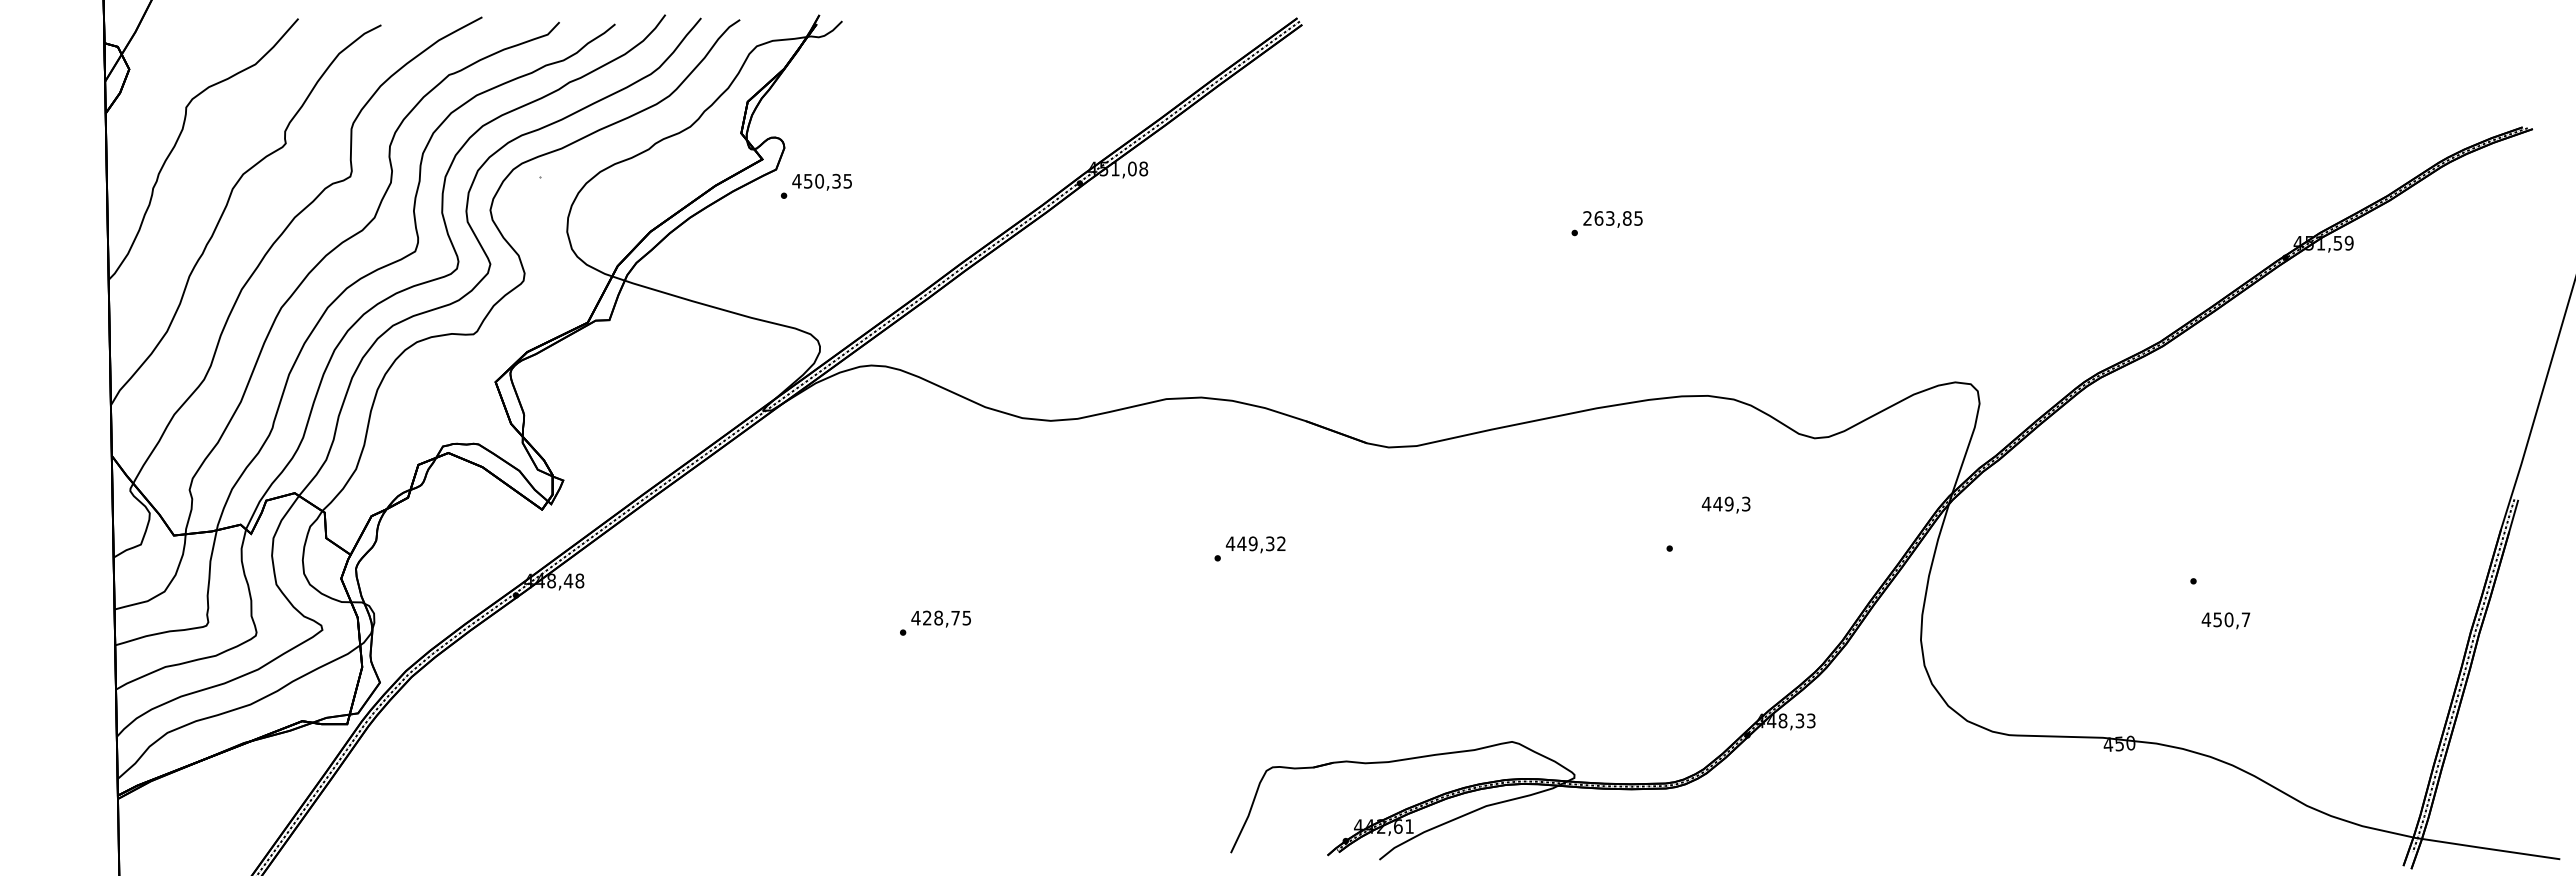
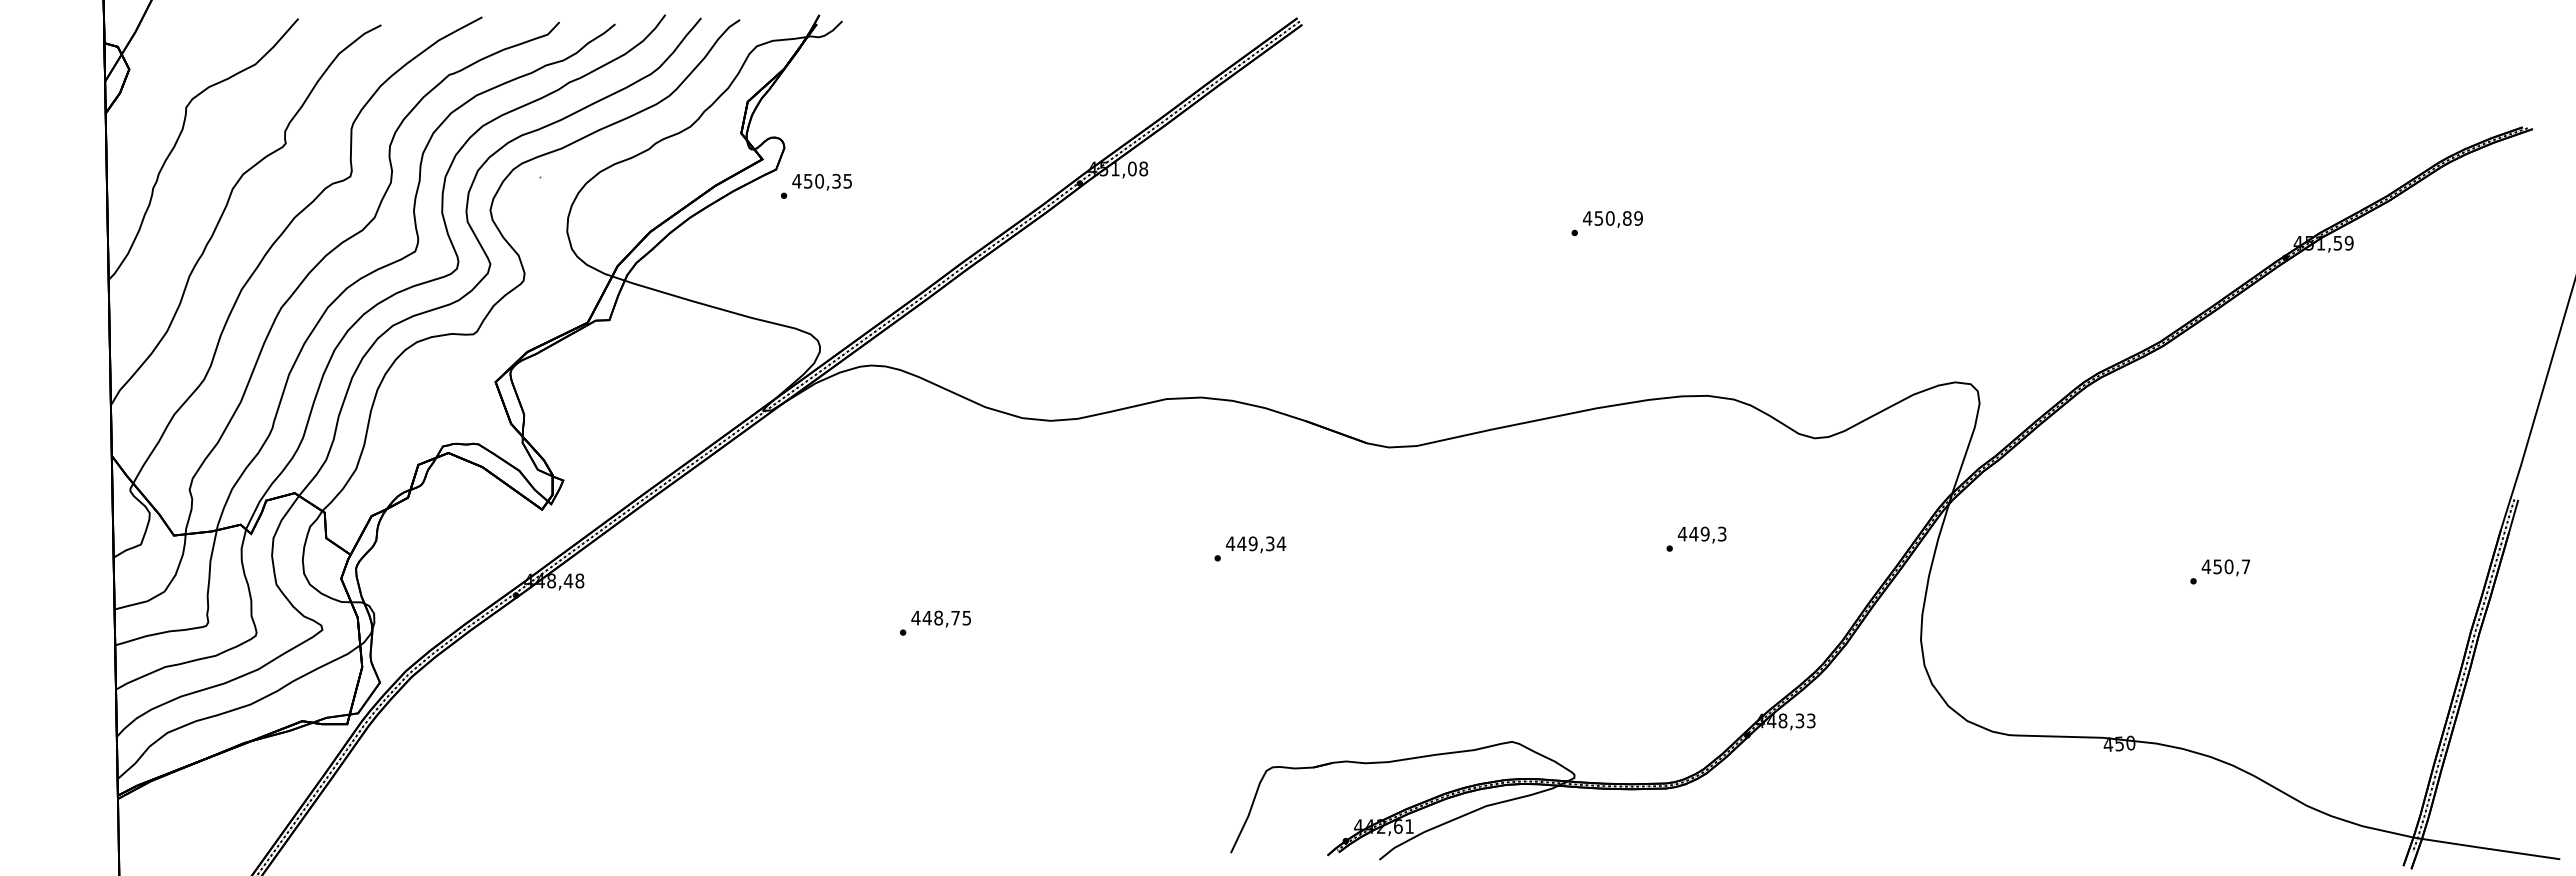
text: 263,85 -> 450,89 (1612, 218)
text position: (1725, 504) -> (1701, 534) (1701, 534)
text: 449,32 -> 449,34 (1281, 543)
text: 428,75 -> 448,75 (926, 617)
text position: (2225, 620) -> (2225, 567) (2225, 567)
